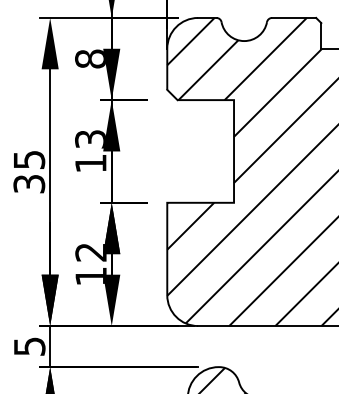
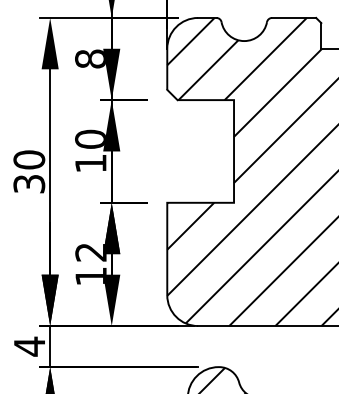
text: 13 -> 10 (90, 138)
text: 35 -> 30 (29, 159)
text: 5 -> 4 (29, 346)
